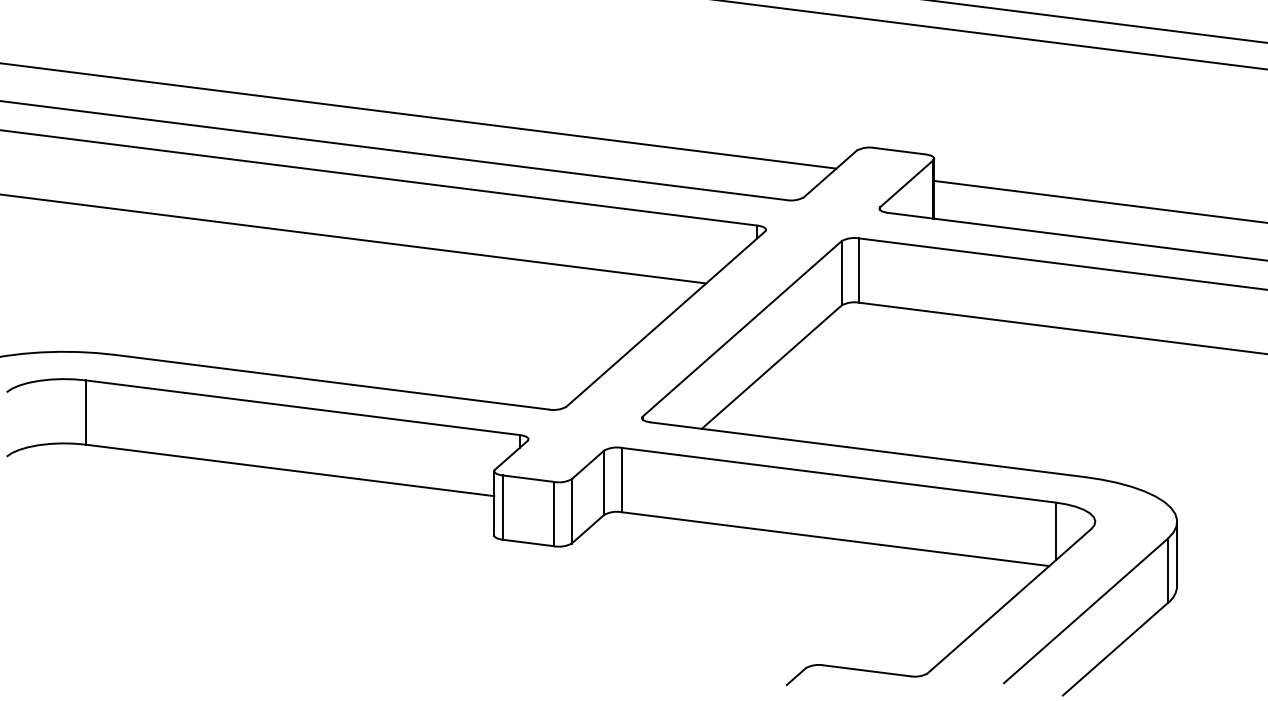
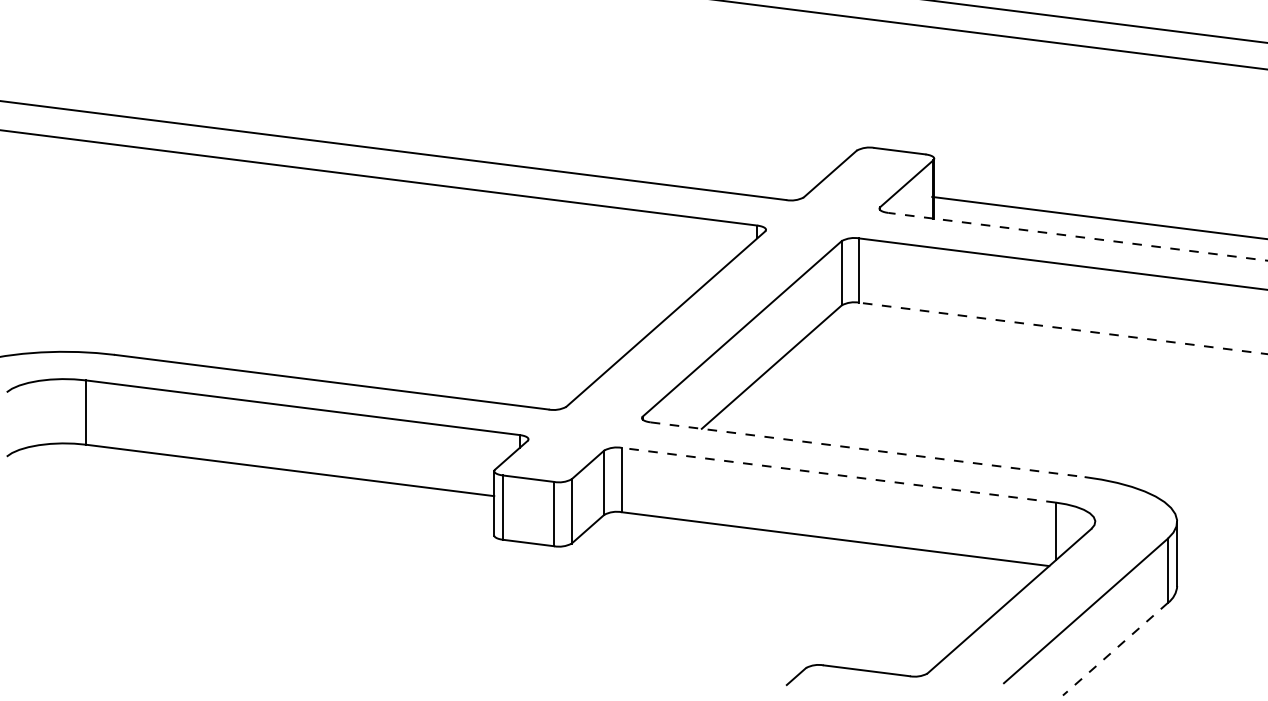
line: present -> none (419, 115)
line position: (1099, 201) -> (1098, 217) (1098, 217)
line: solid -> dashed (1077, 236)
line: present -> none (354, 238)
line: solid -> dashed (1063, 328)
line: solid -> dashed (867, 449)
line: solid -> dashed (838, 475)
line: solid -> dashed (1115, 649)
